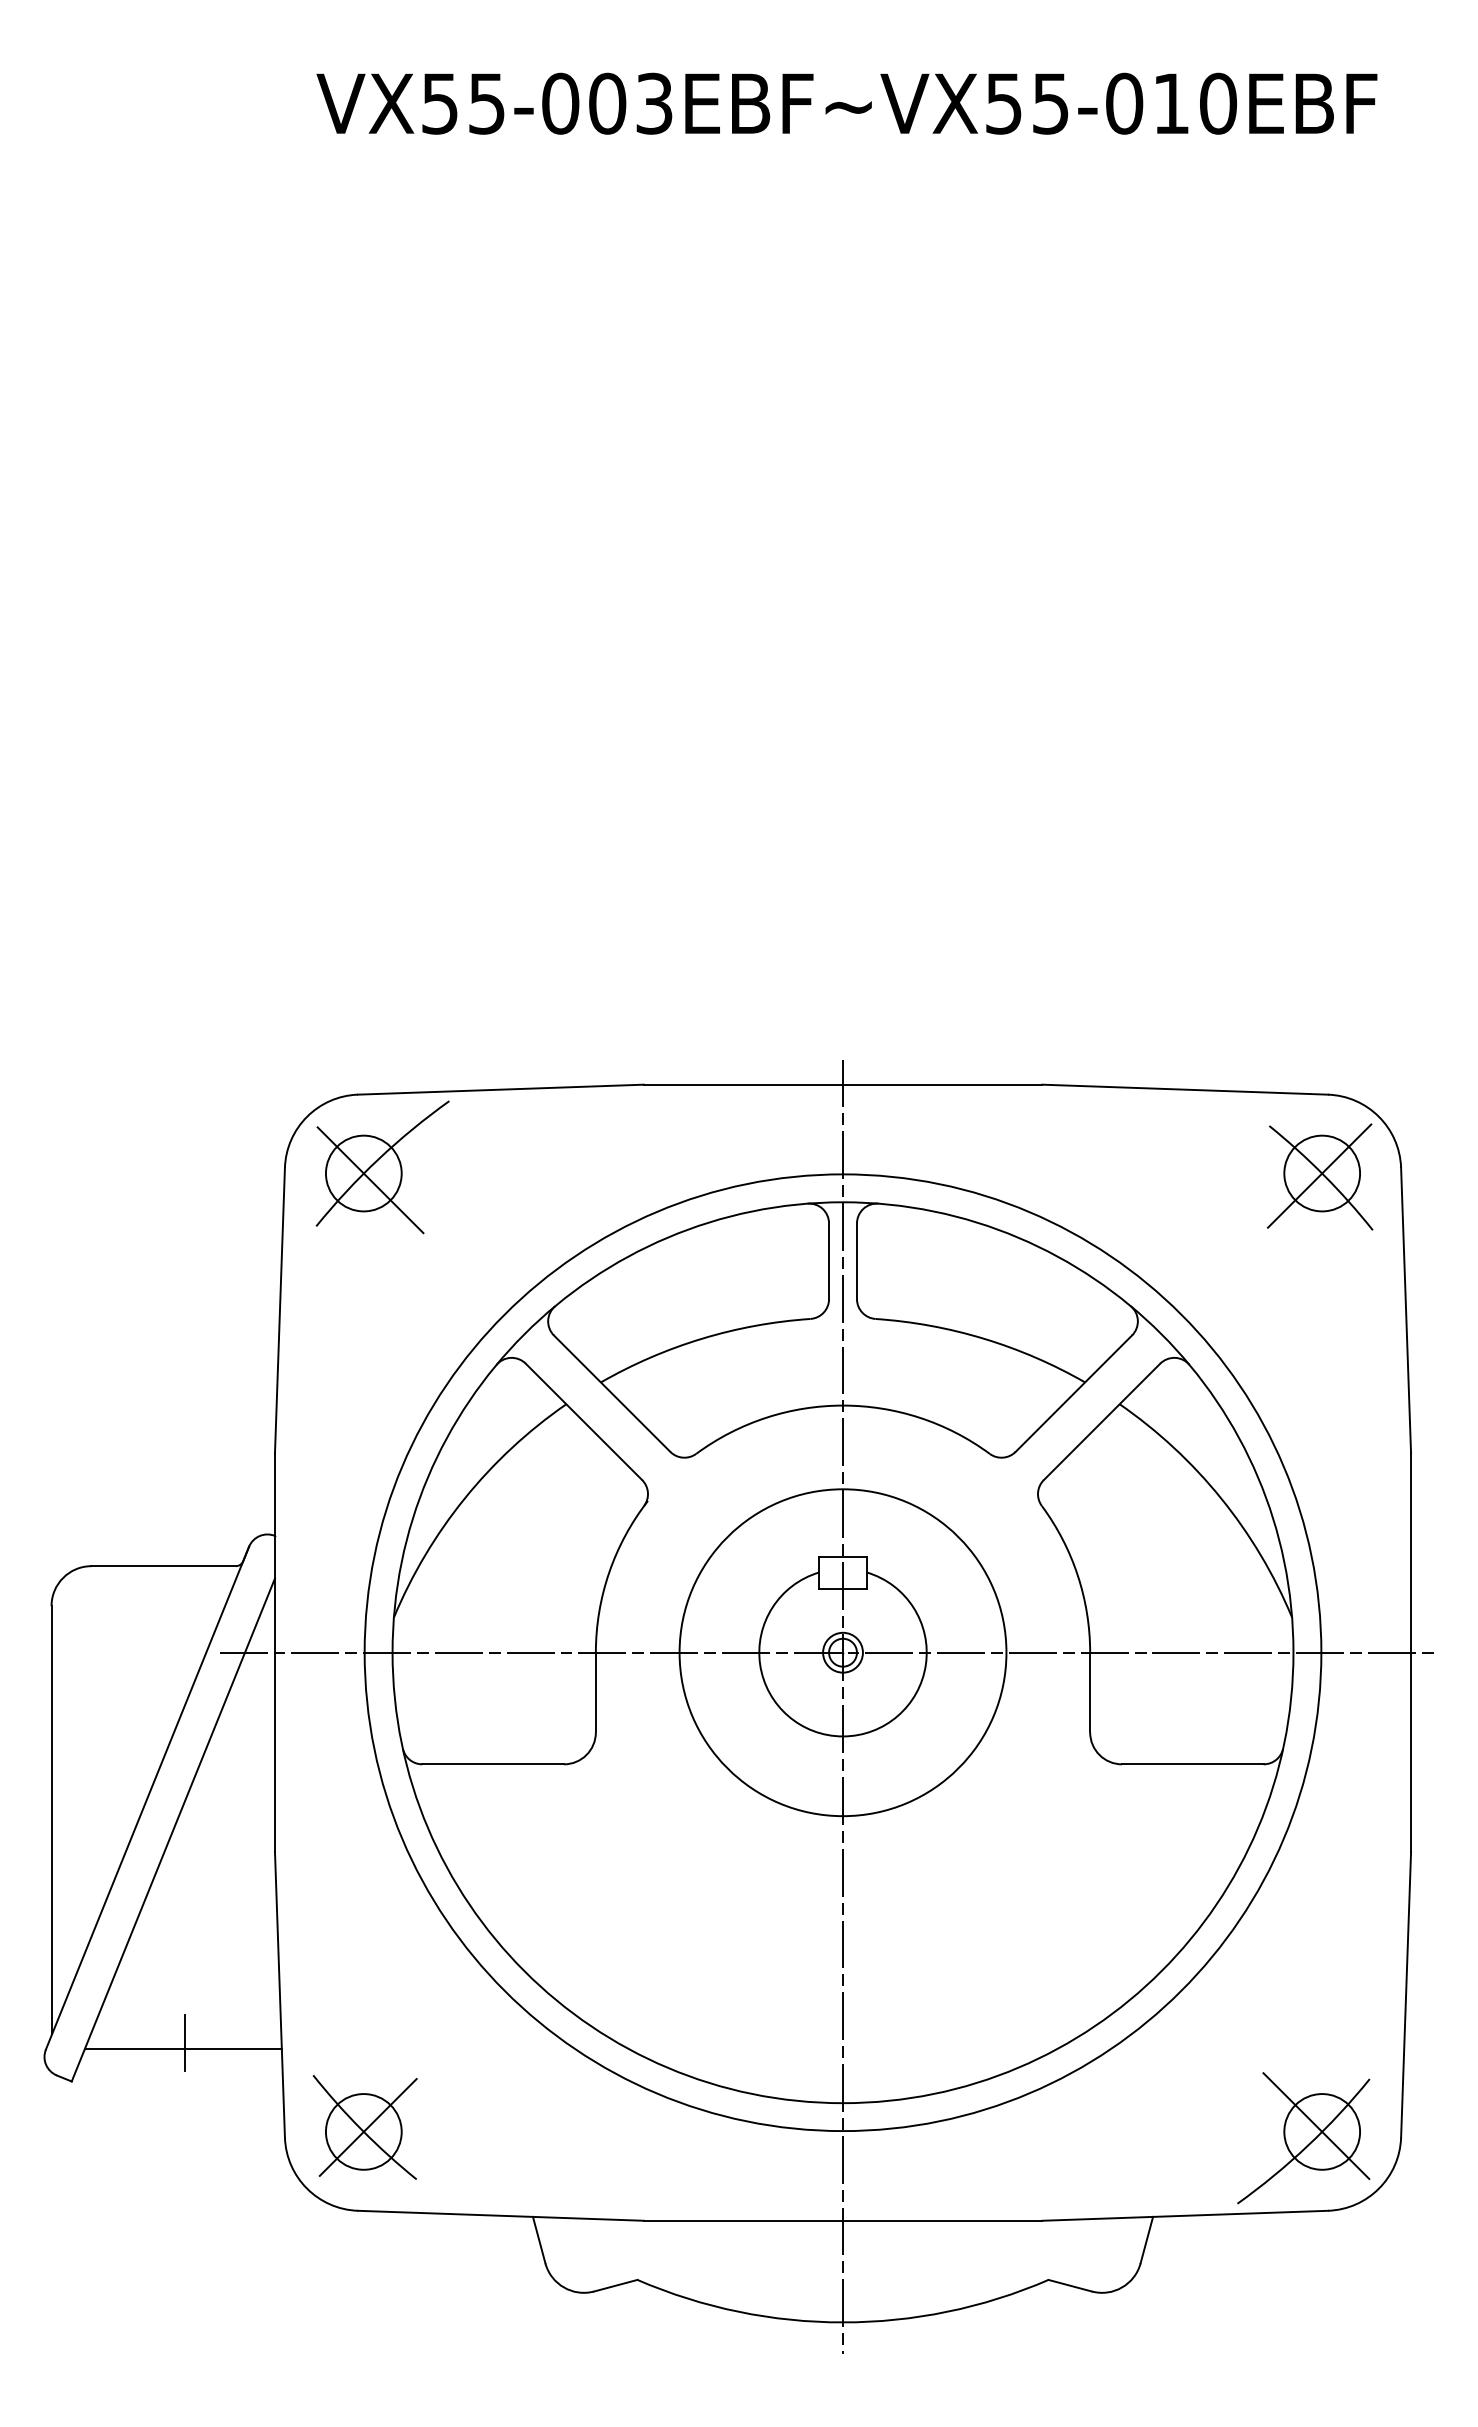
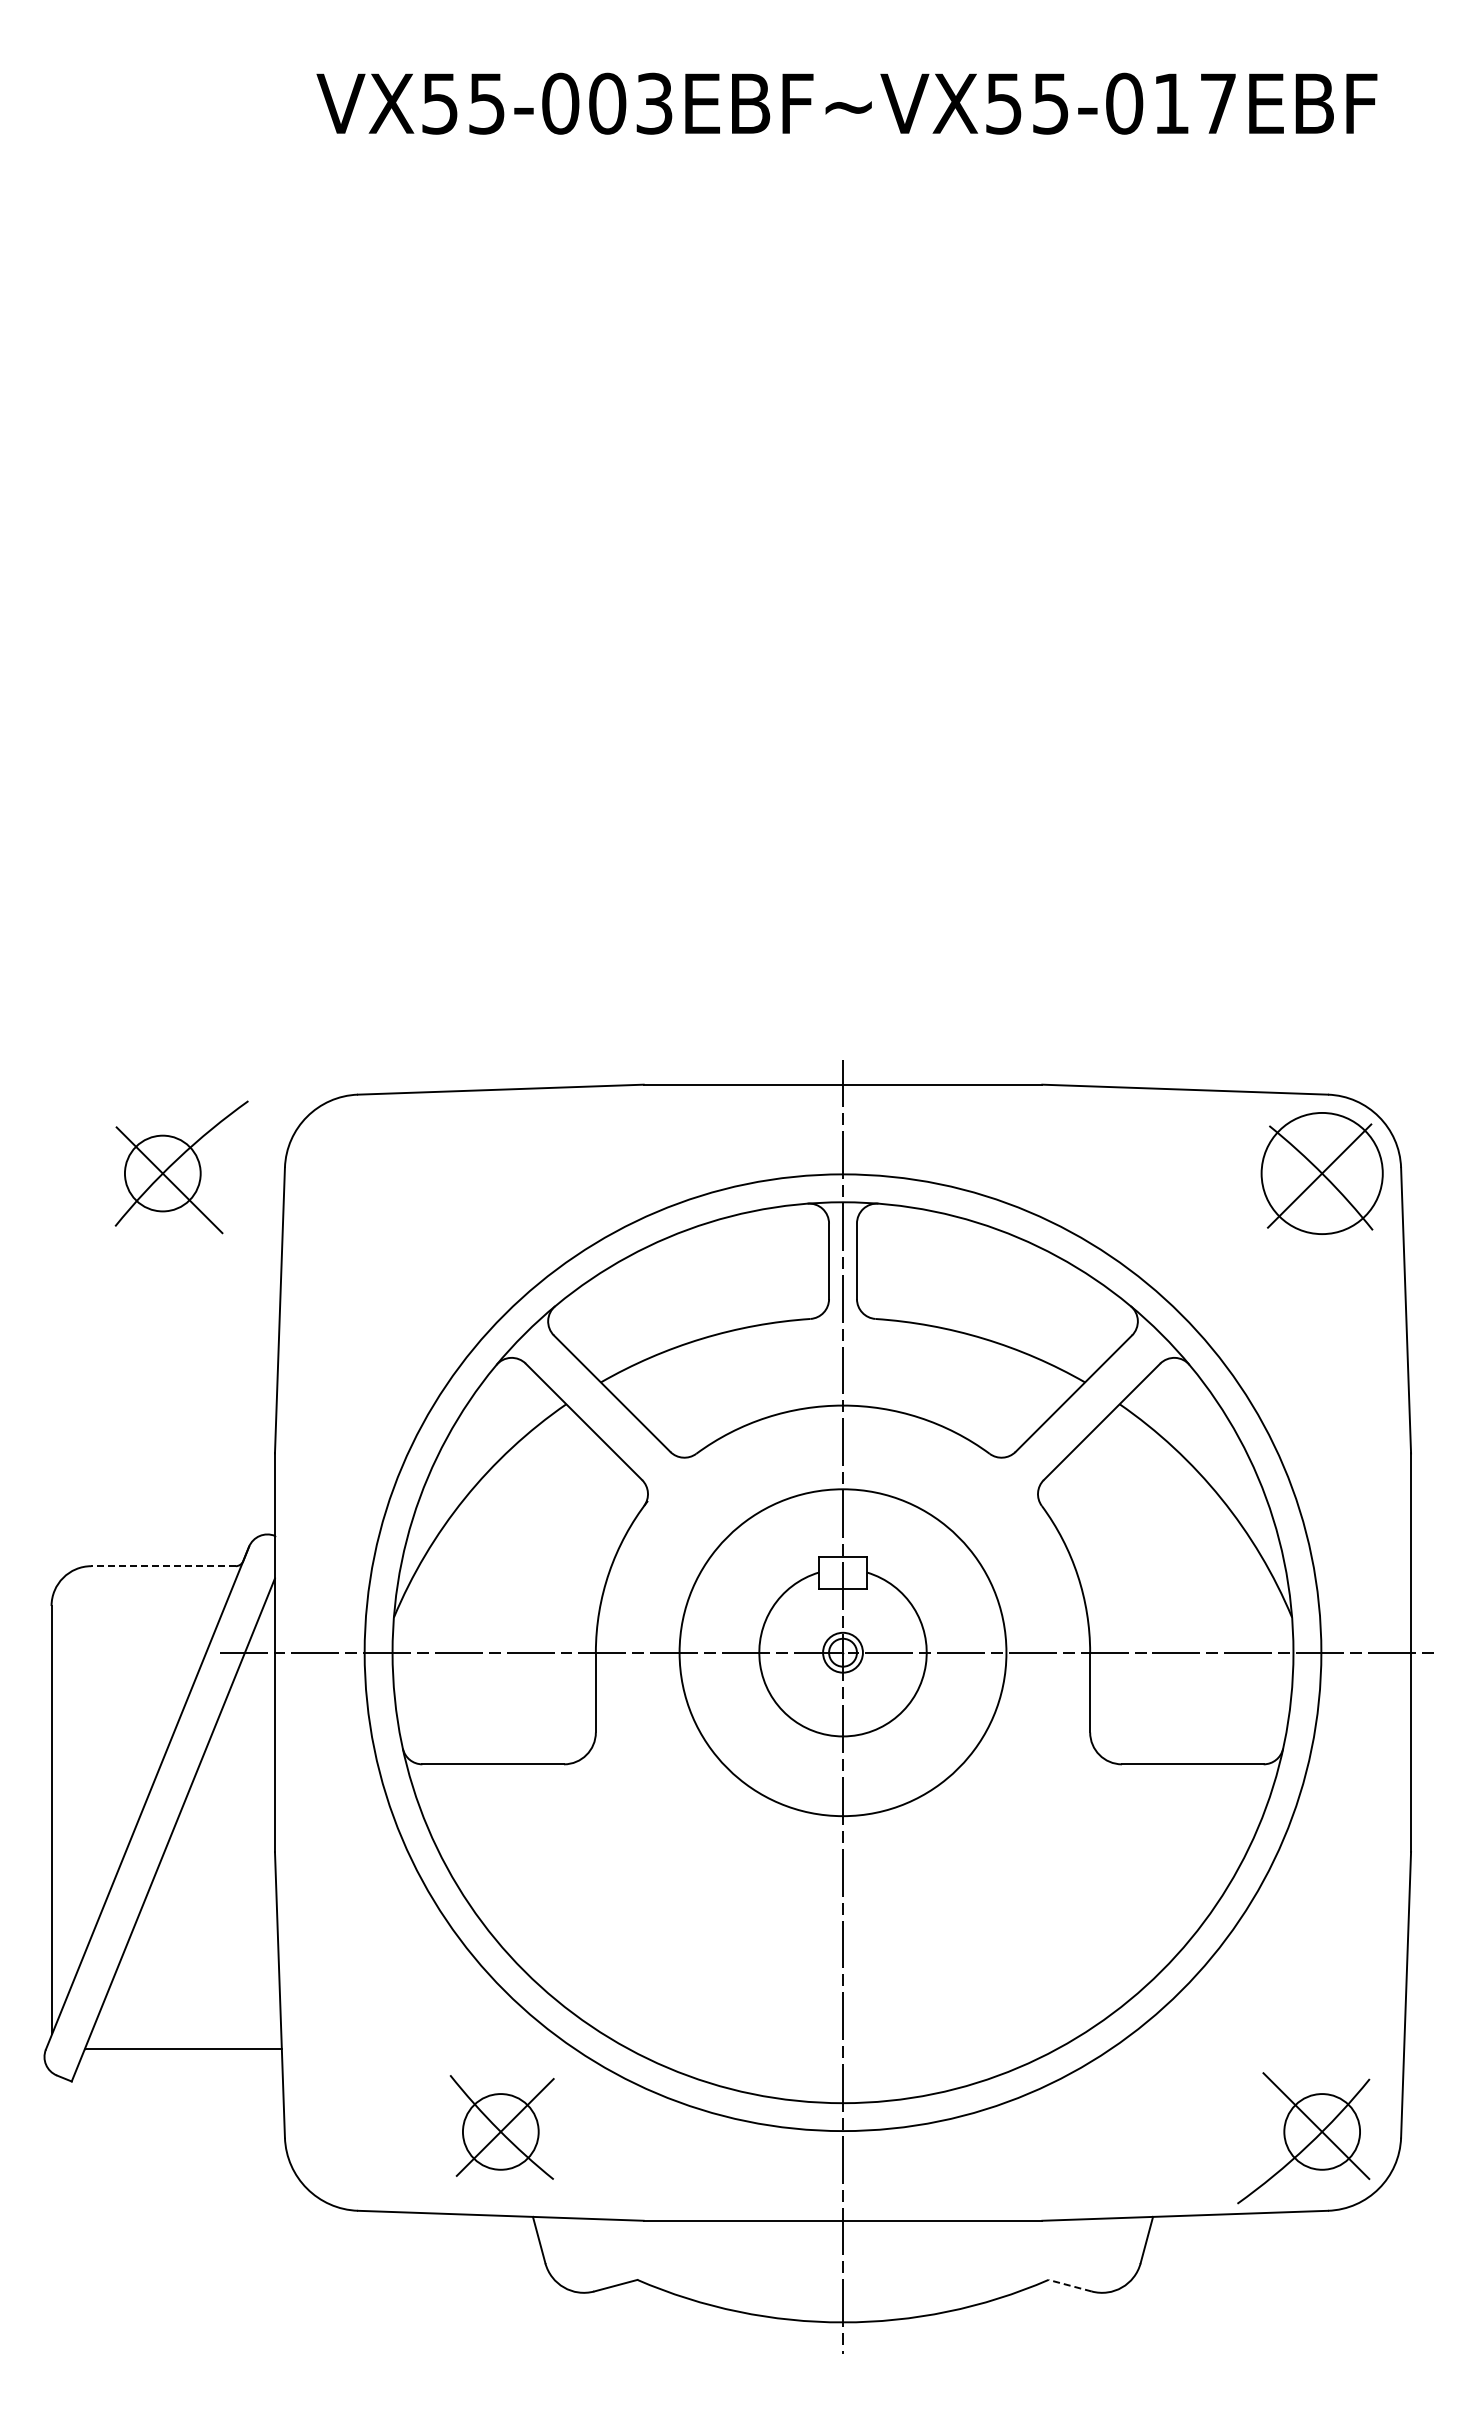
text: VX55-003EBF~VX55-010EBF -> VX55-003EBF~VX55-017EBF (1218, 103)
part position: (382, 1167) -> (181, 1167) (181, 1167)
circle diameter: 76 px -> 121 px (1321, 1173)
line: solid -> dashed (163, 1566)
line: present -> none (185, 2042)
part position: (364, 2127) -> (501, 2127) (501, 2127)
line: solid -> dashed (1069, 2285)
